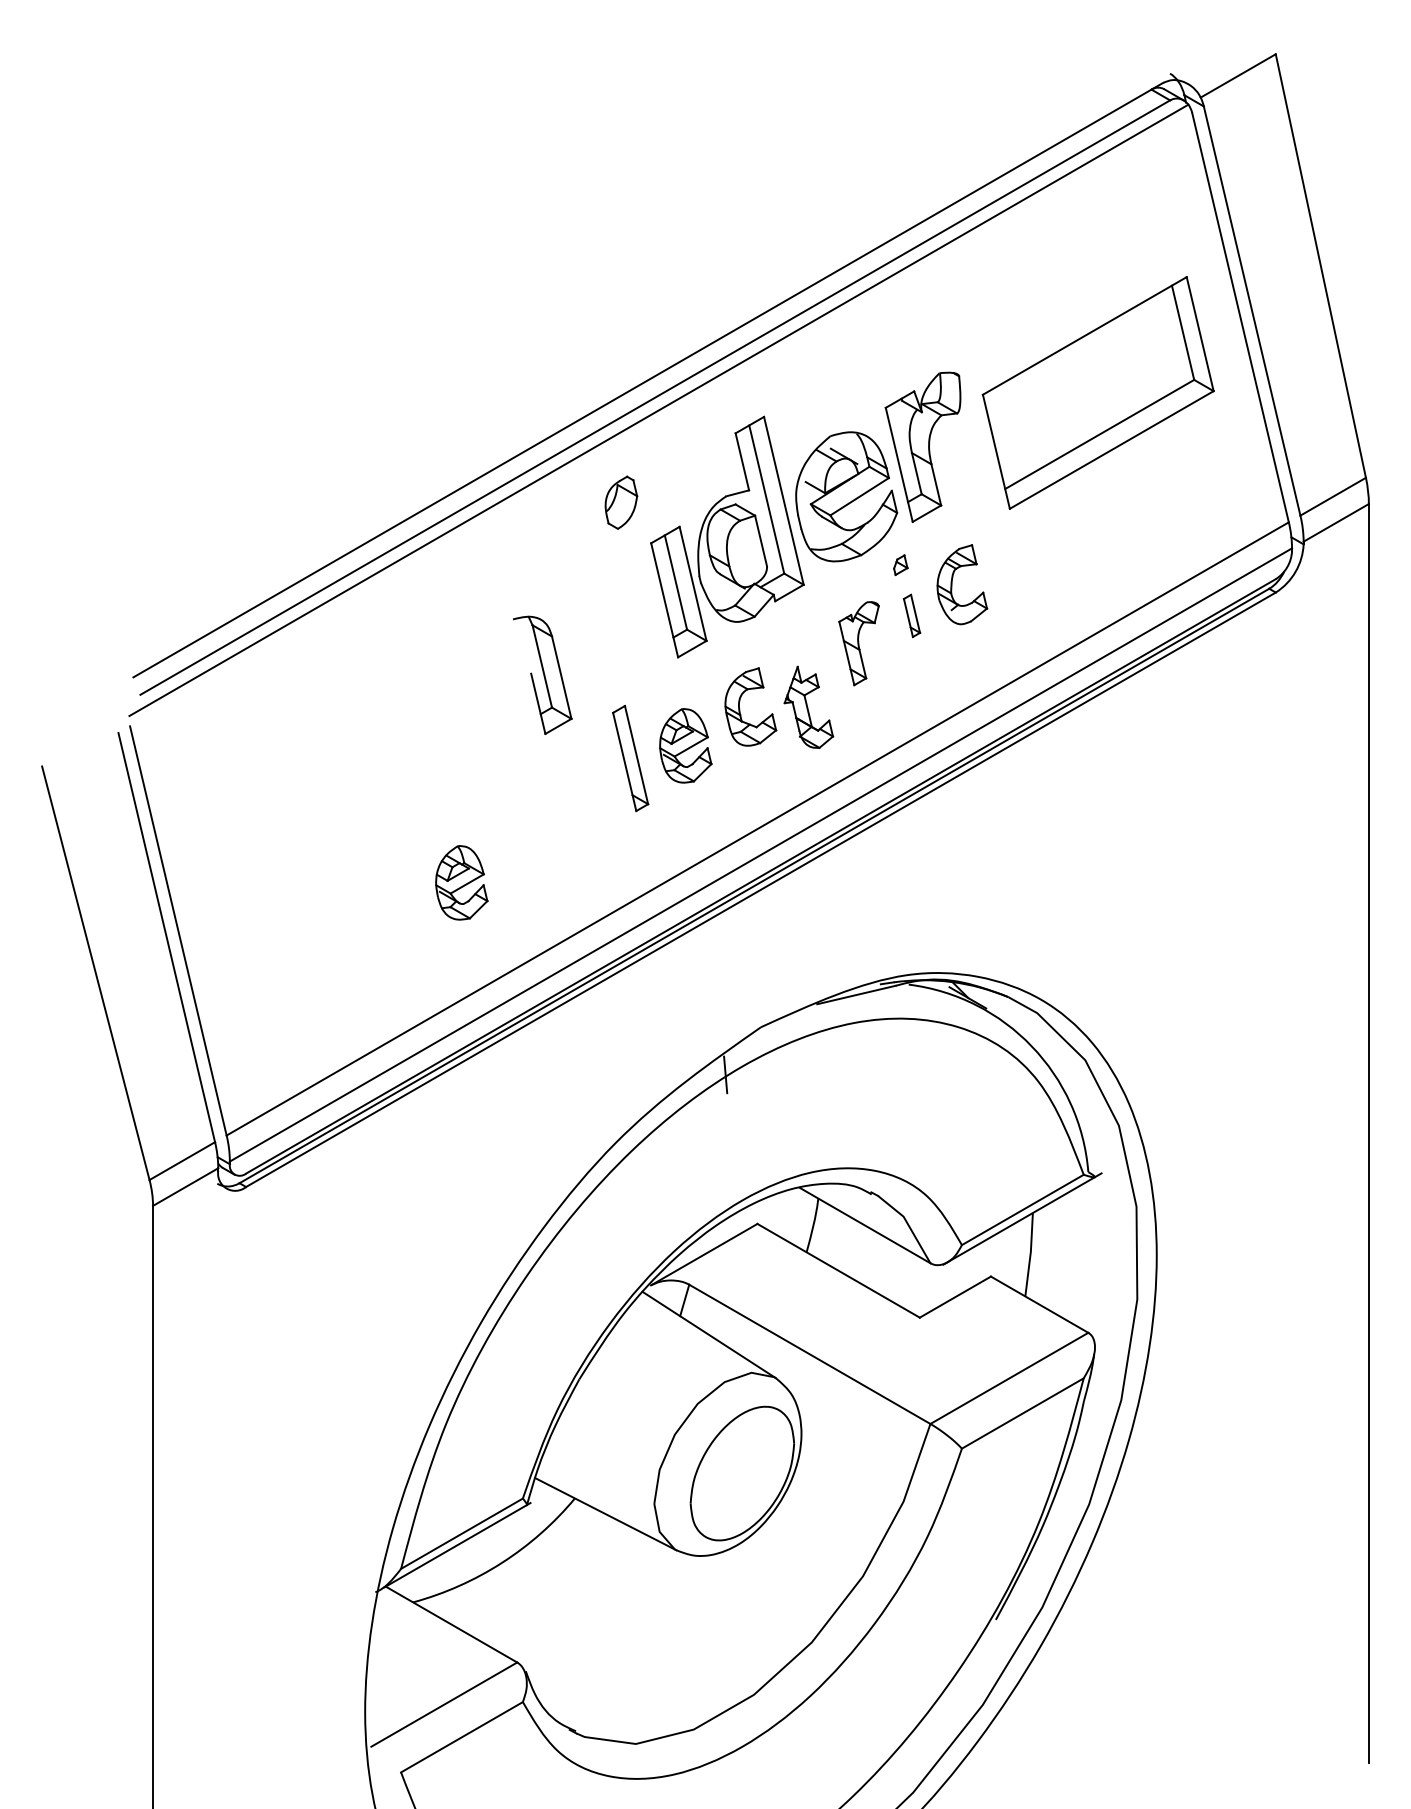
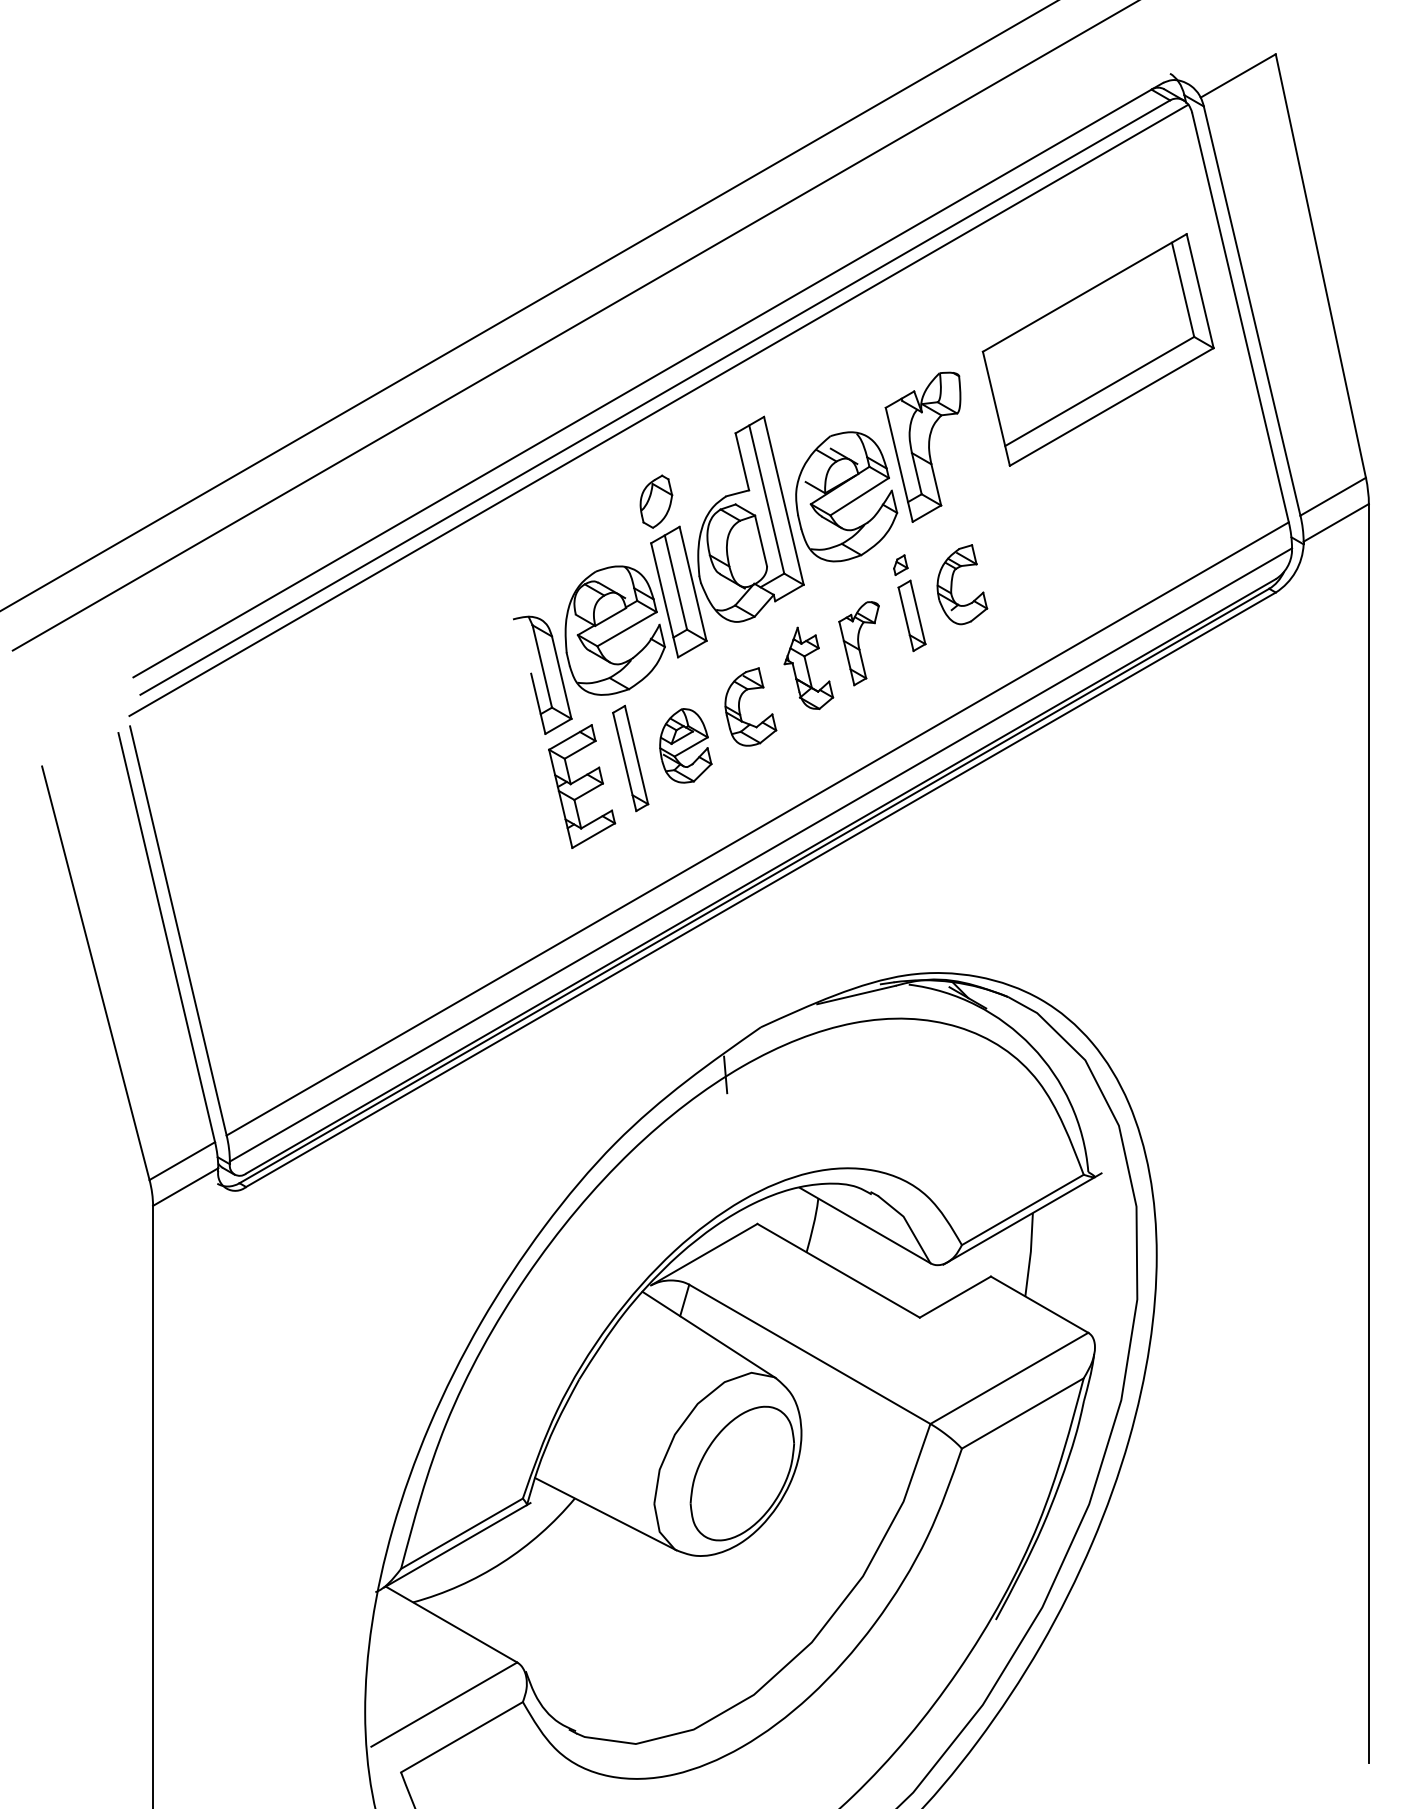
line: none -> present (528, 305)
line: none -> present (573, 326)
part position: (1097, 392) -> (1097, 349) (1097, 349)
part position: (621, 502) -> (656, 501) (656, 501)
part size: 20x46 px -> 30x74 px (911, 615)
part: none -> present (614, 630)
part position: (808, 706) -> (808, 667) (808, 667)
part: none -> present (582, 786)
part: present -> none (461, 882)
